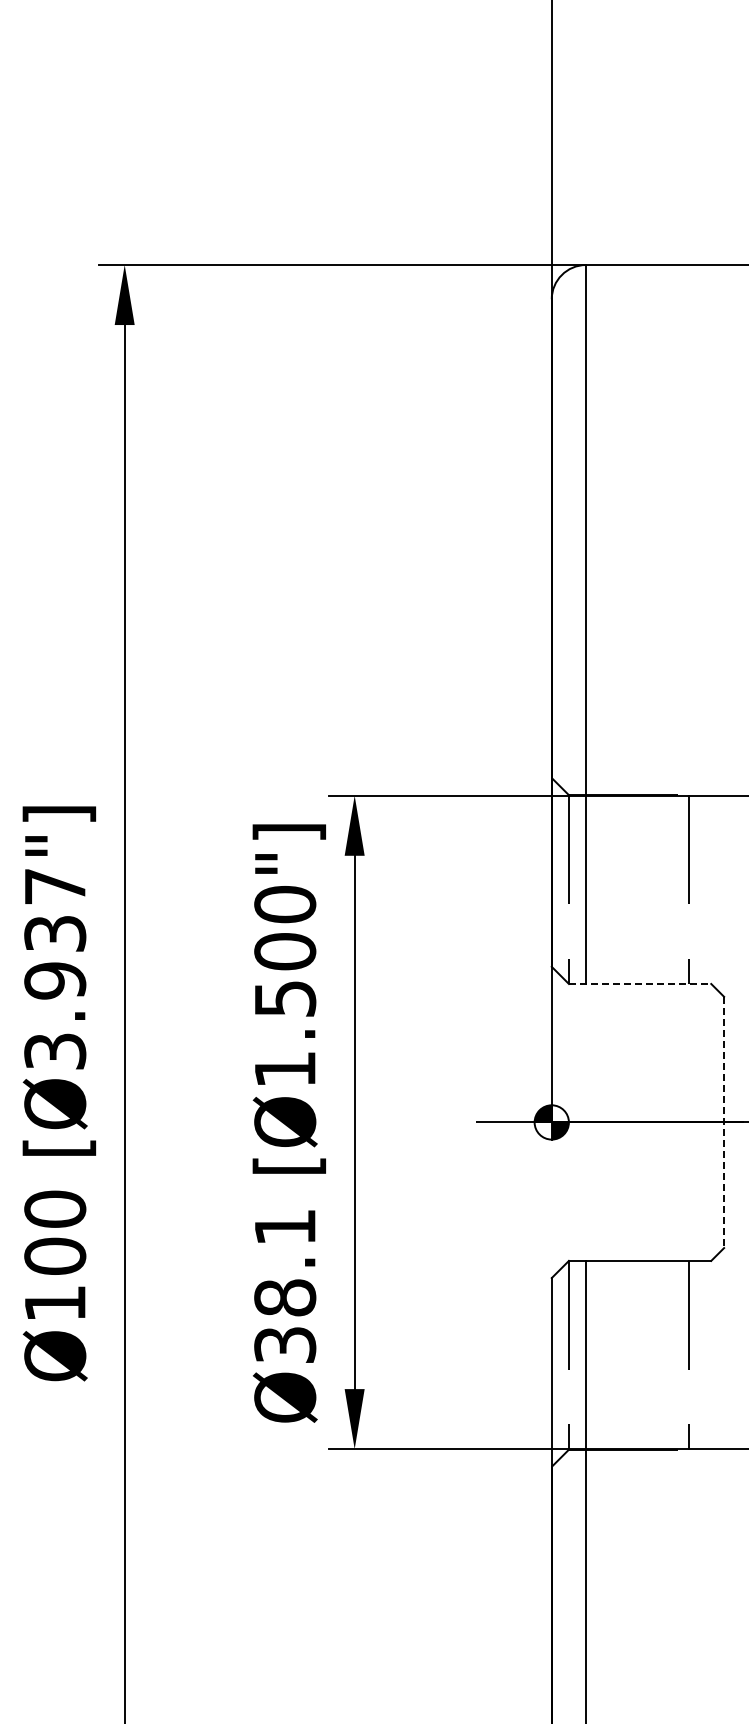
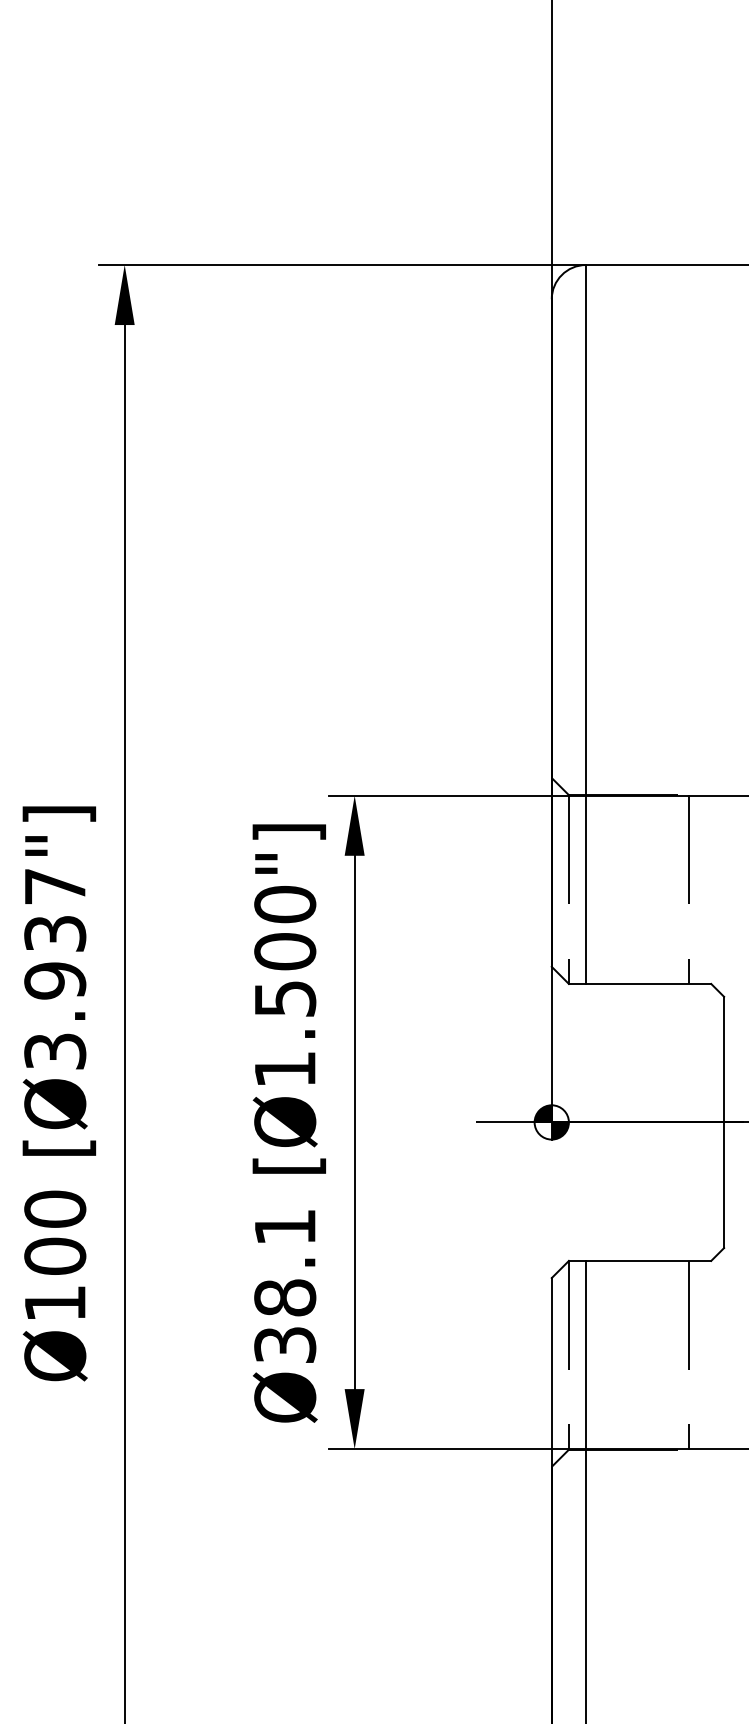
line: dashed -> solid (640, 983)
line: dashed -> solid (724, 1122)
